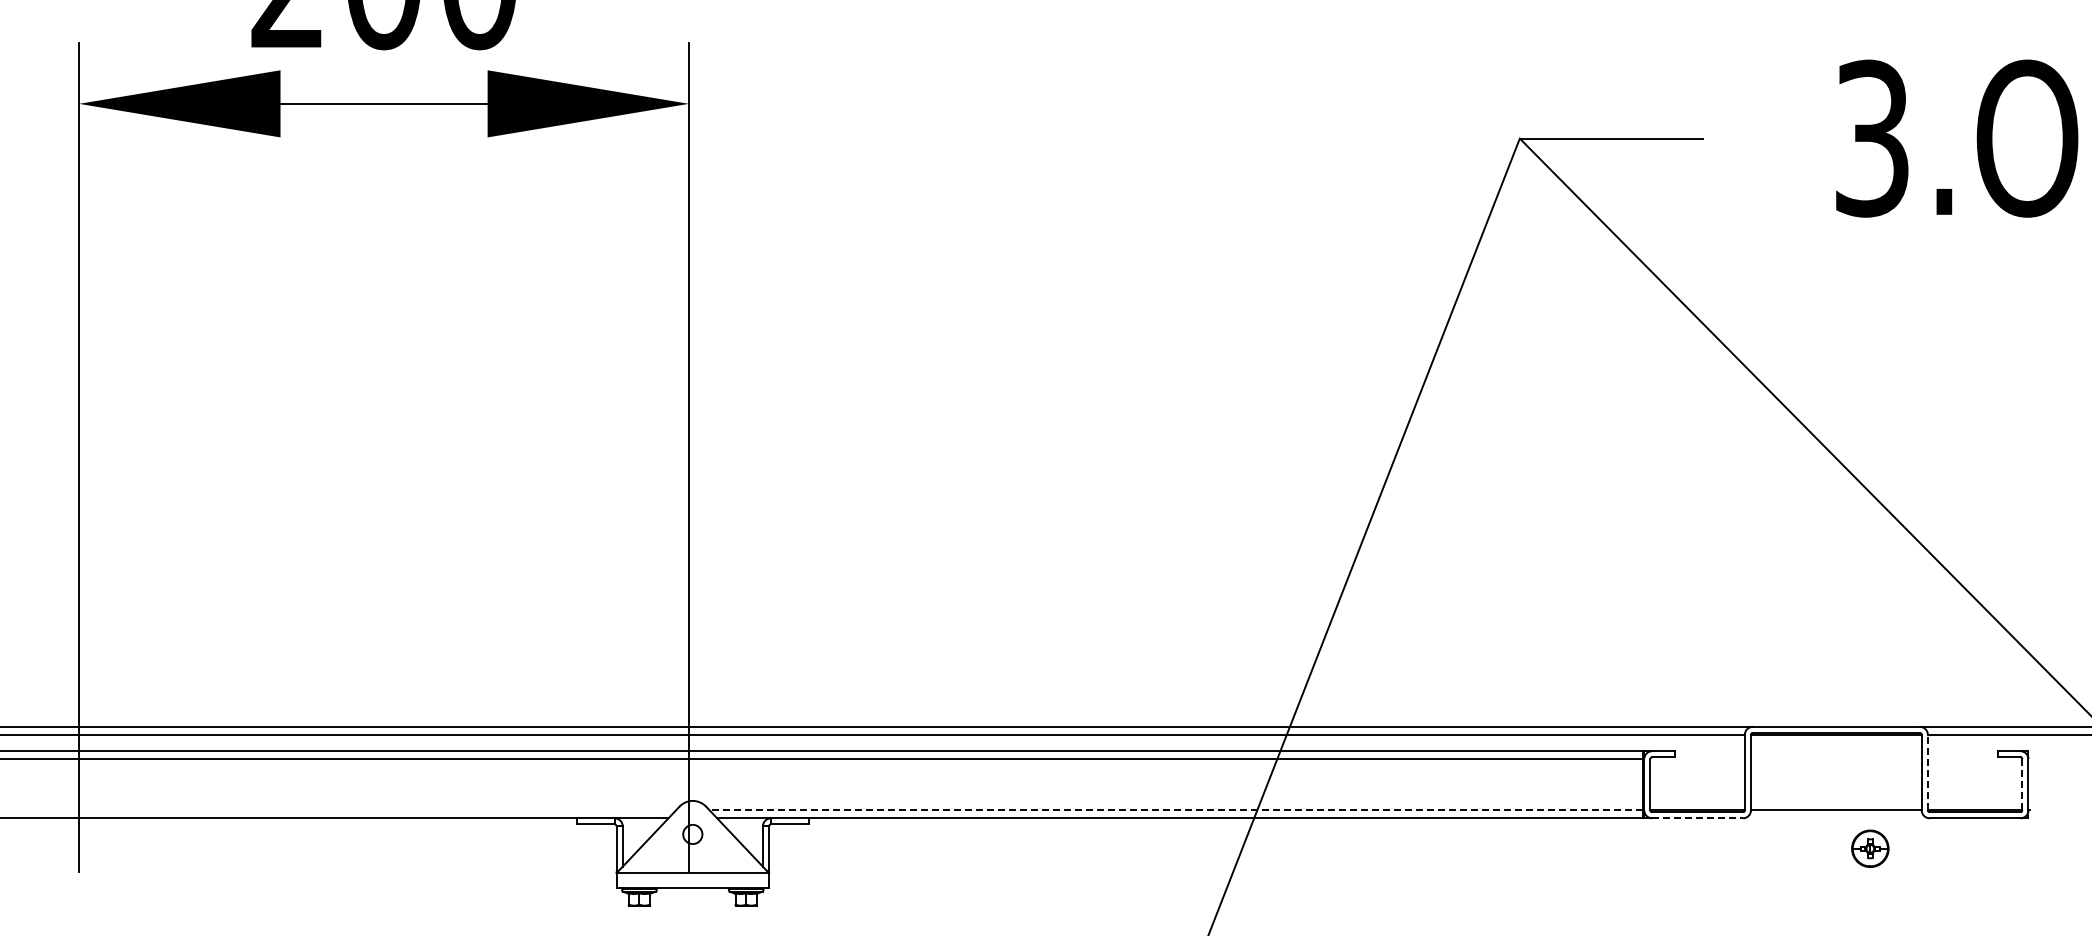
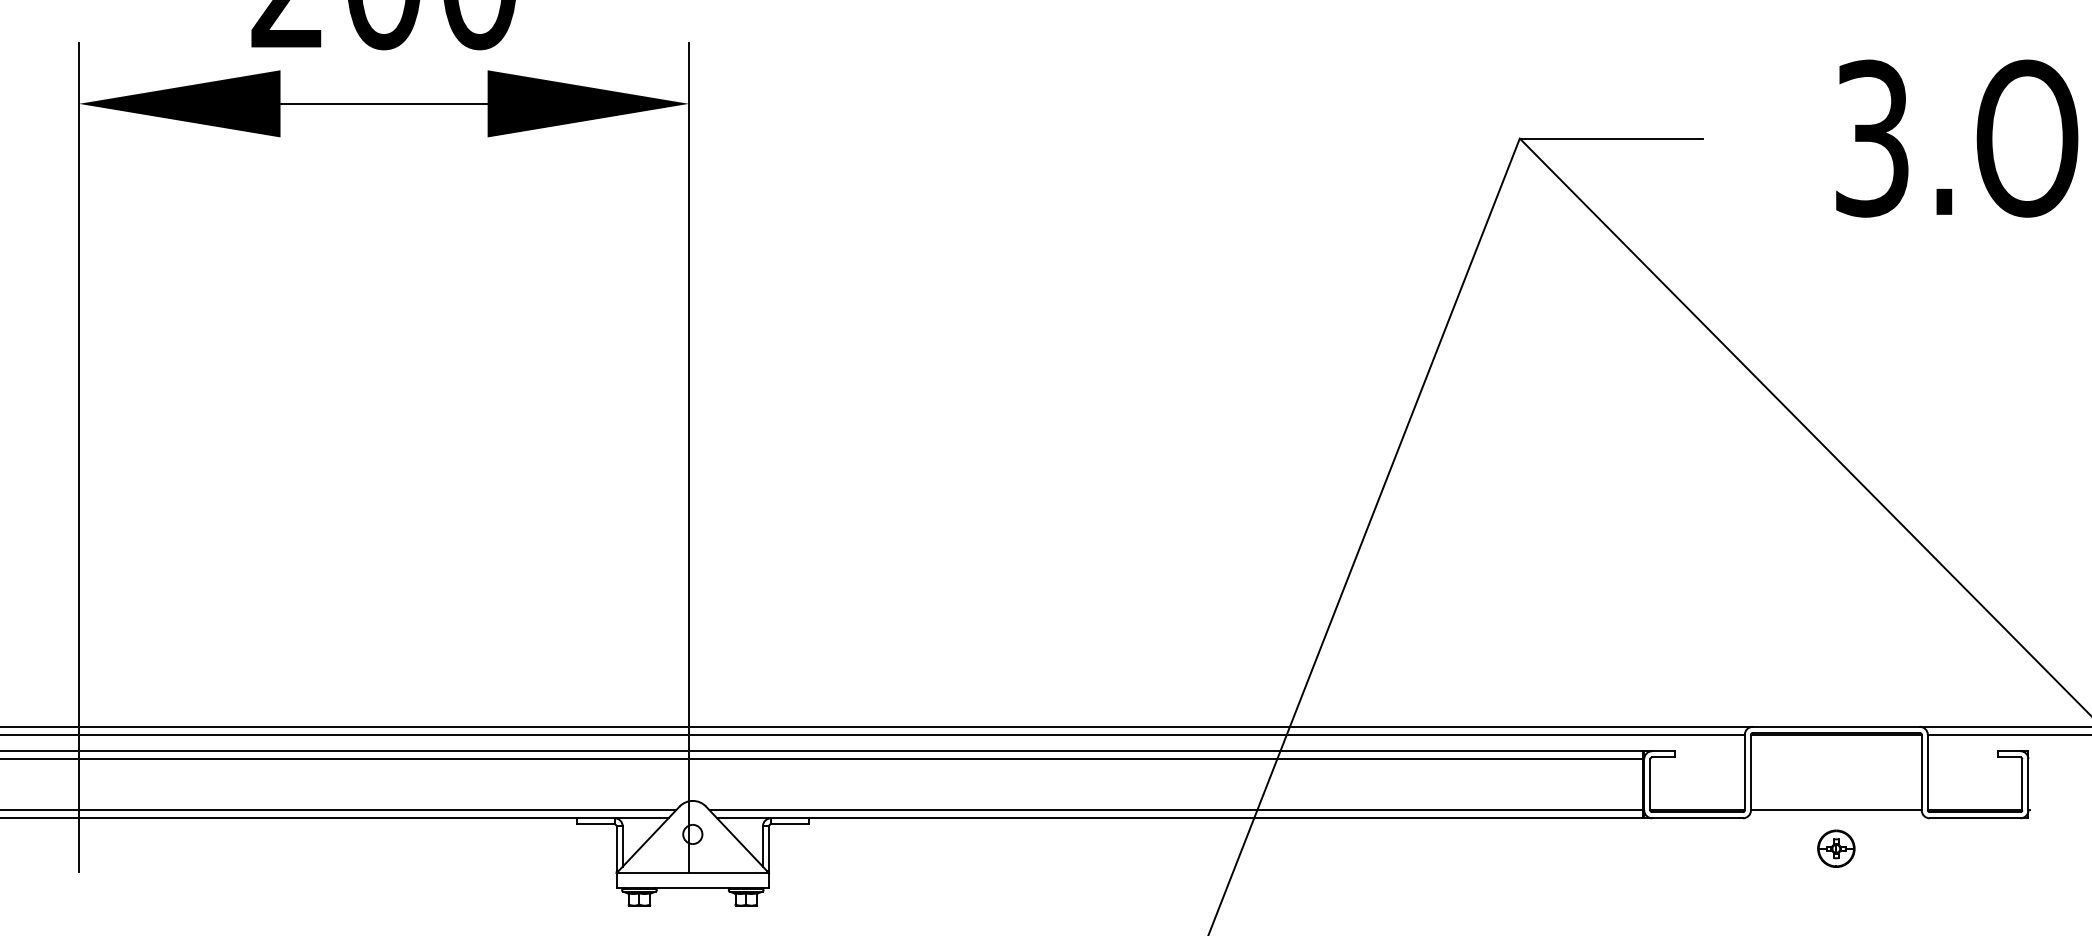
line: dashed -> solid (1927, 772)
line: dashed -> solid (2022, 784)
line: none -> present (339, 810)
line: dashed -> solid (1176, 810)
line: dashed -> solid (1698, 818)
part position: (1870, 848) -> (1836, 848) (1836, 848)
